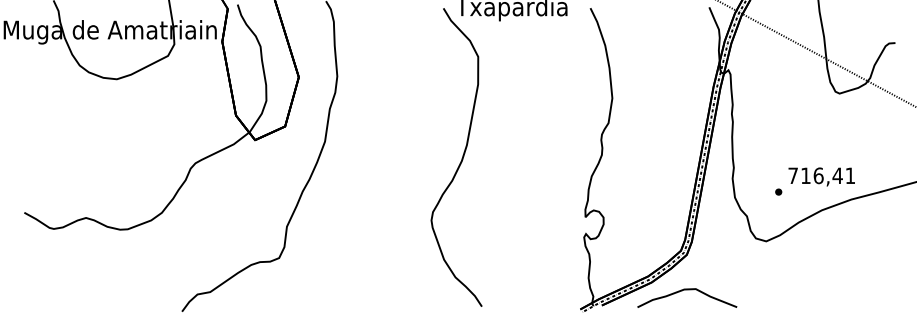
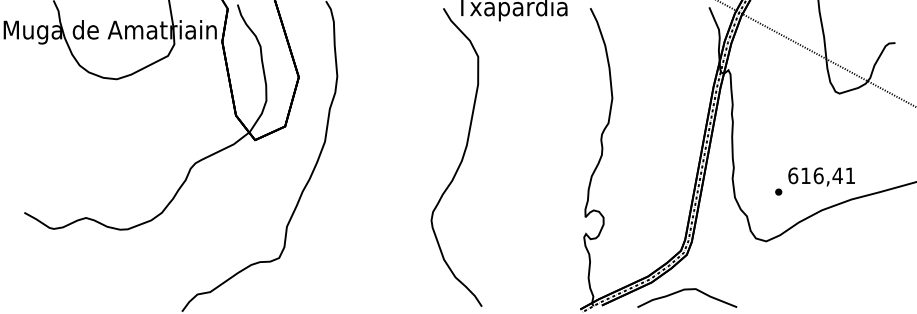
text: 716,41 -> 616,41 (793, 175)
